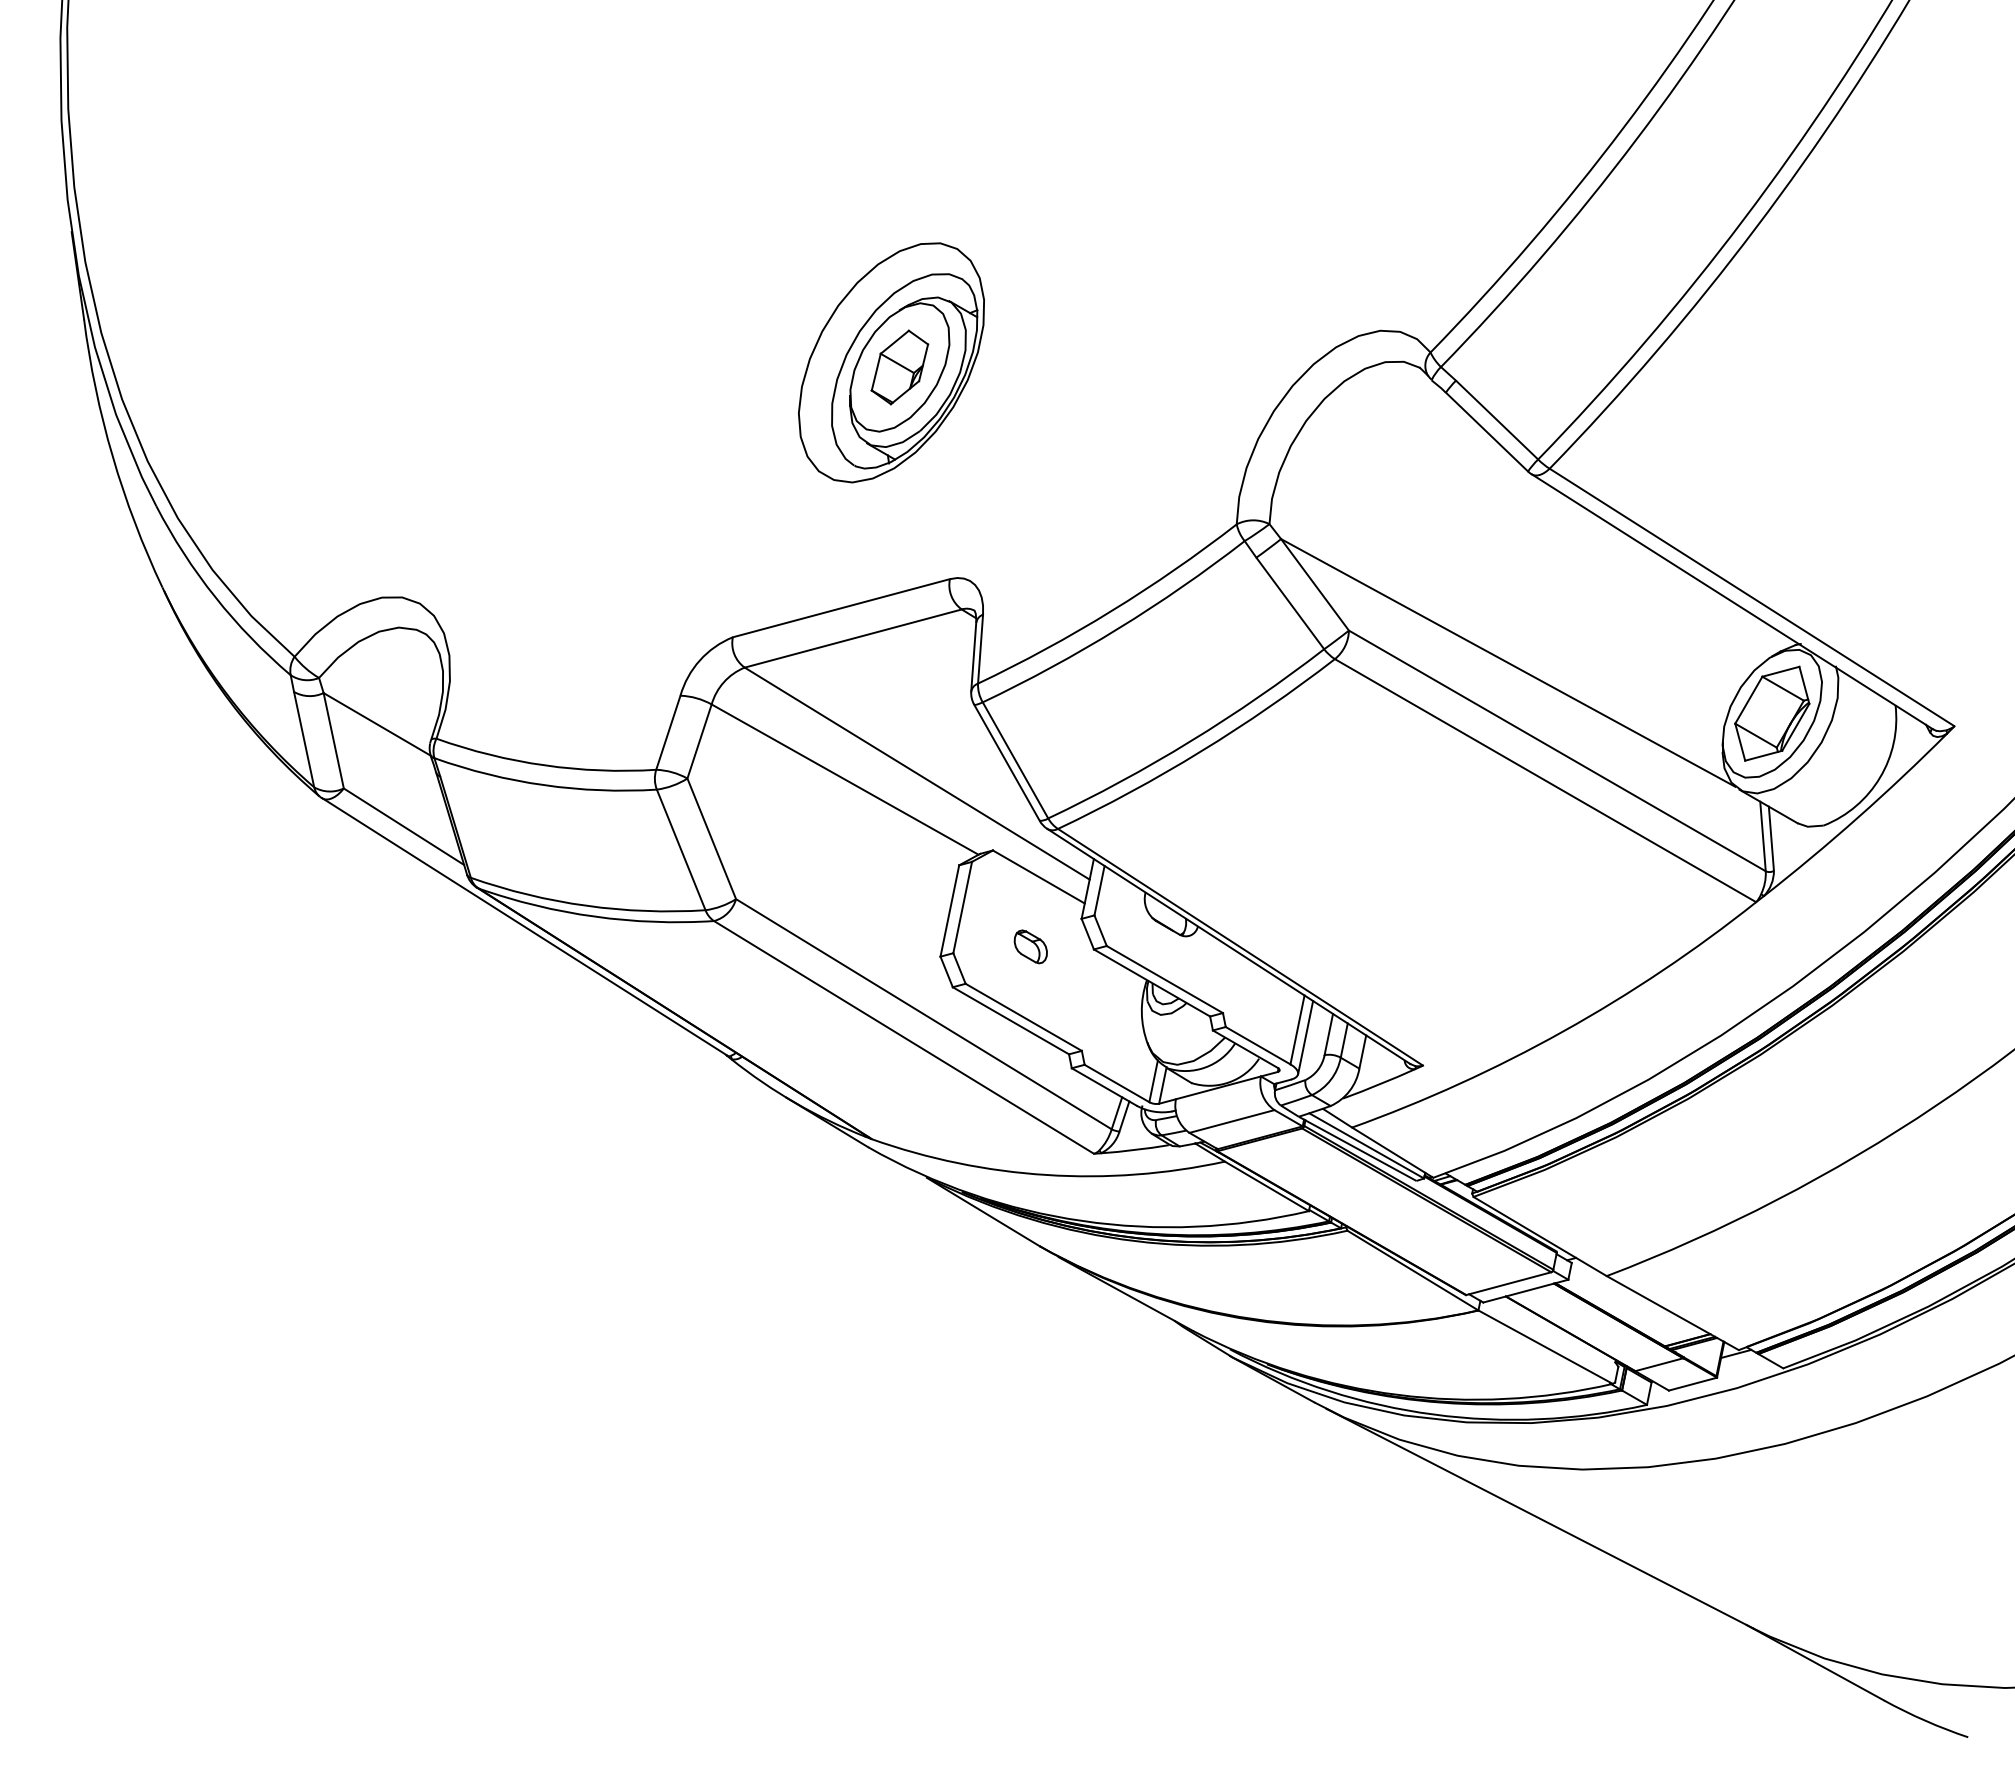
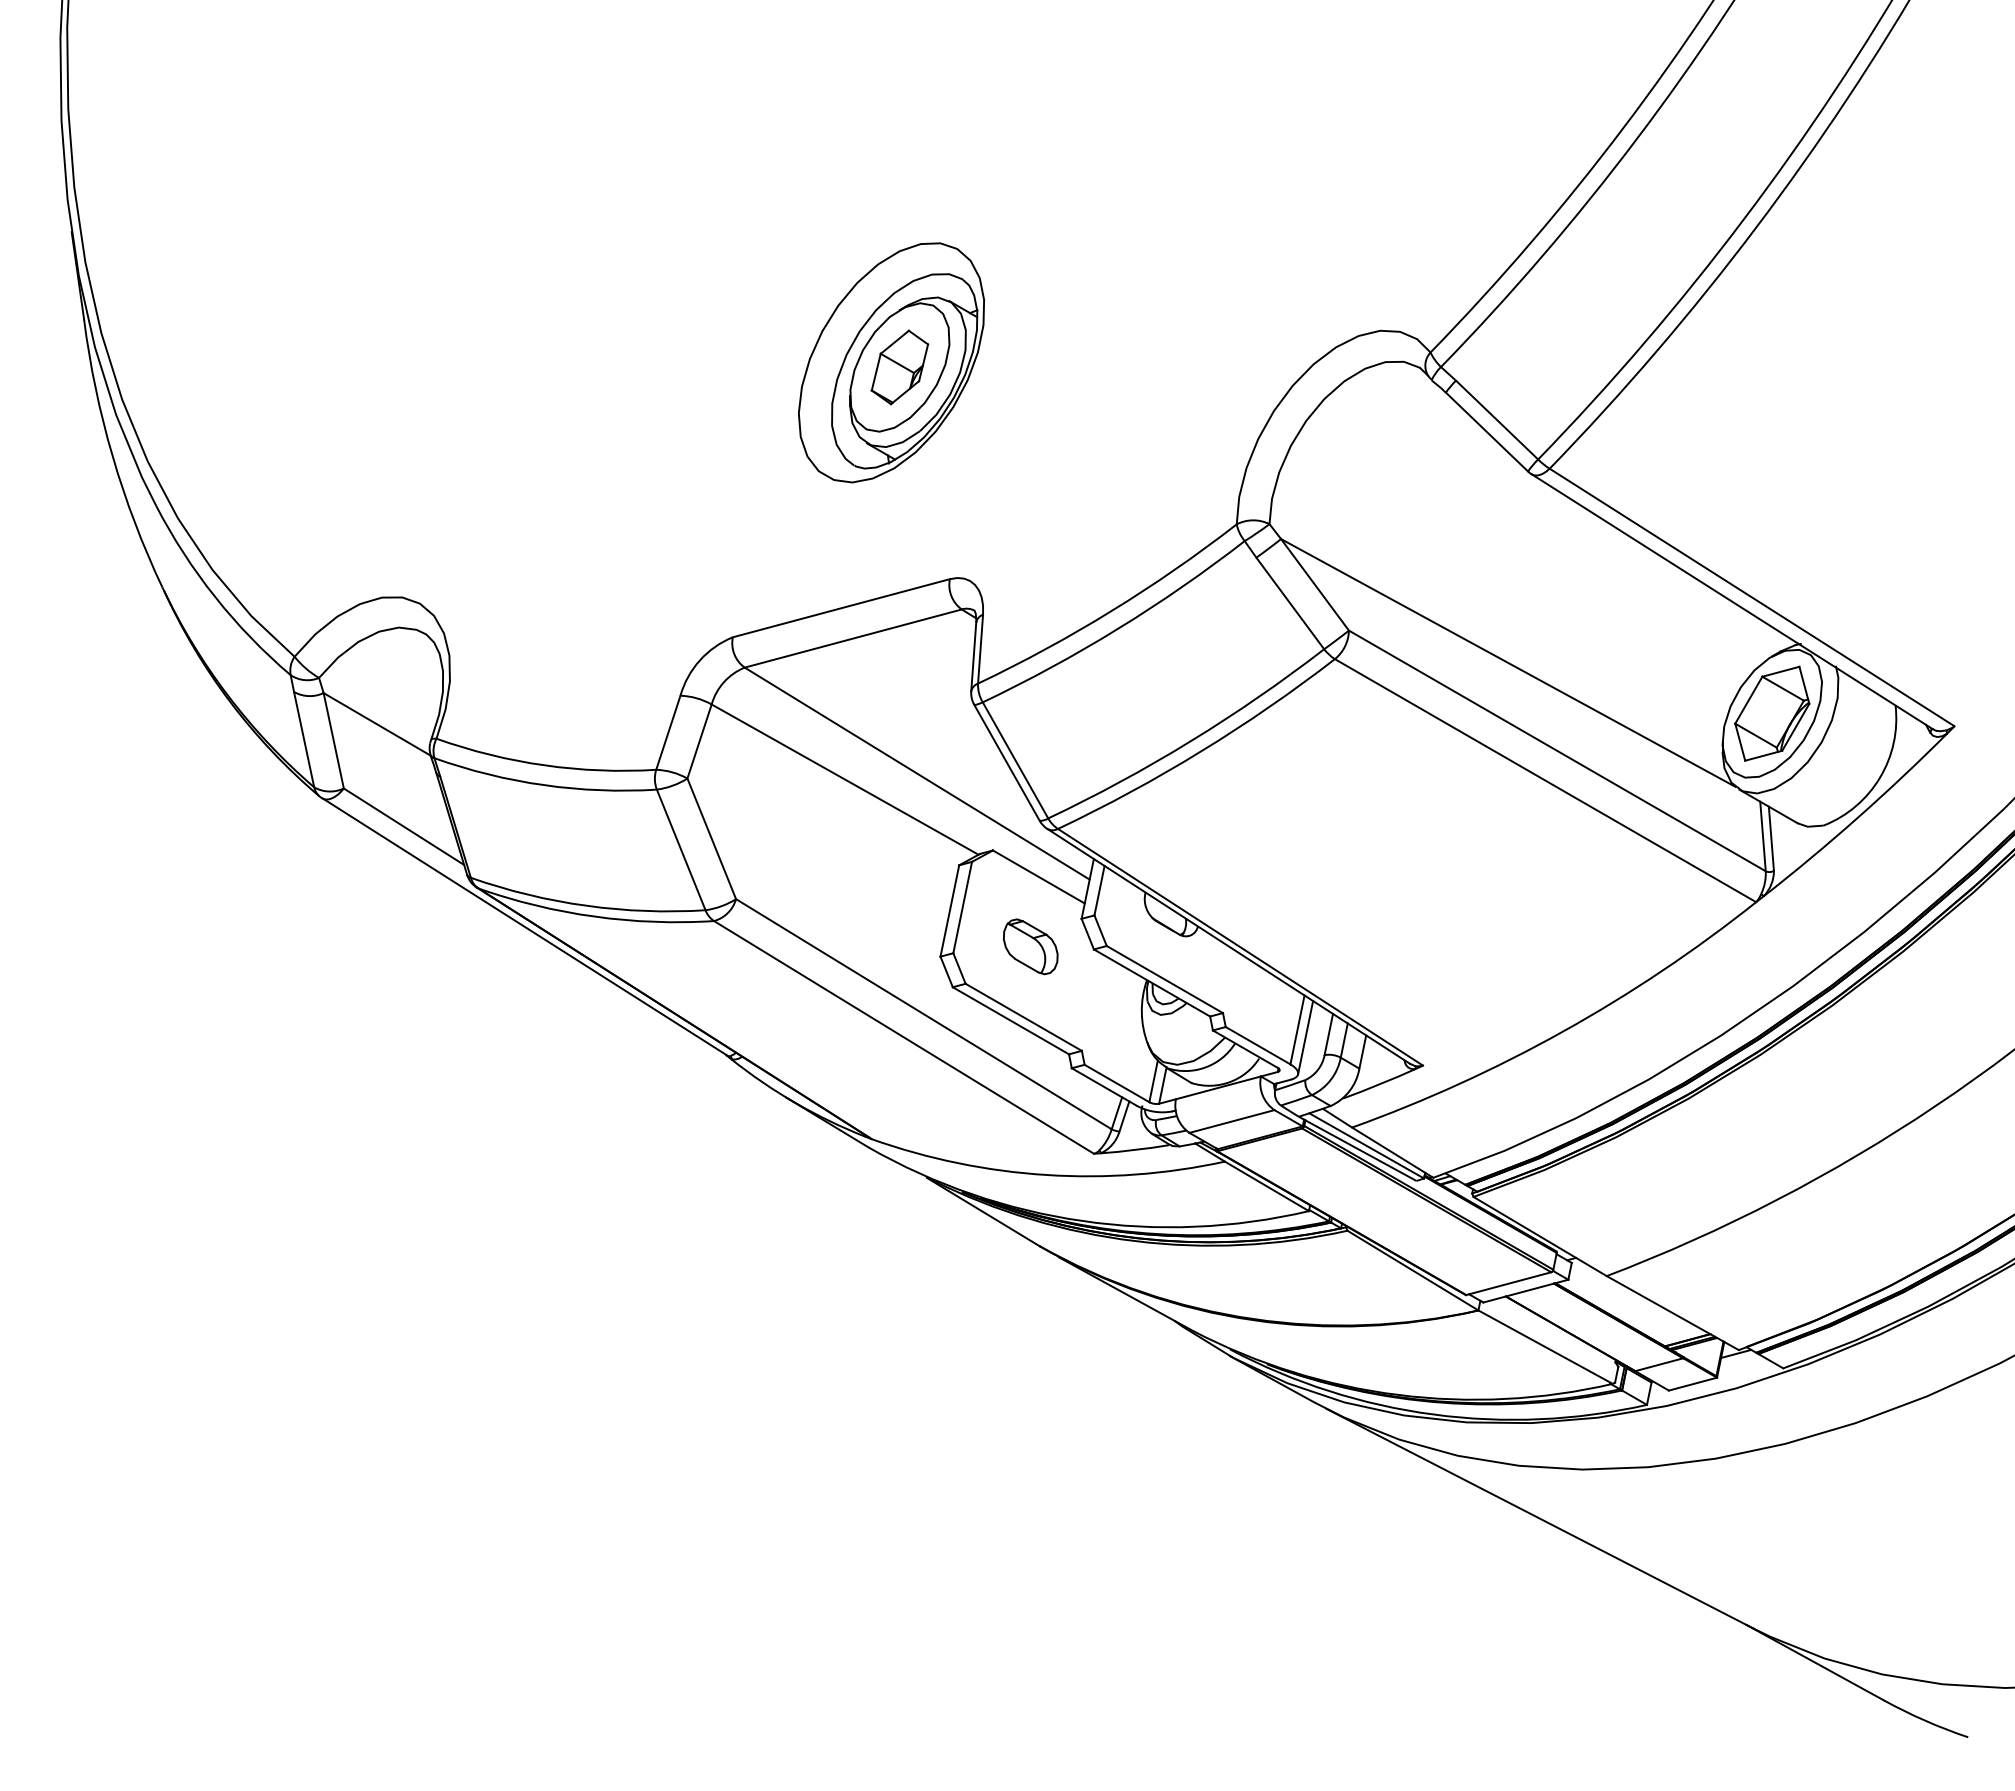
part size: 35x36 px -> 56x58 px (1030, 946)
